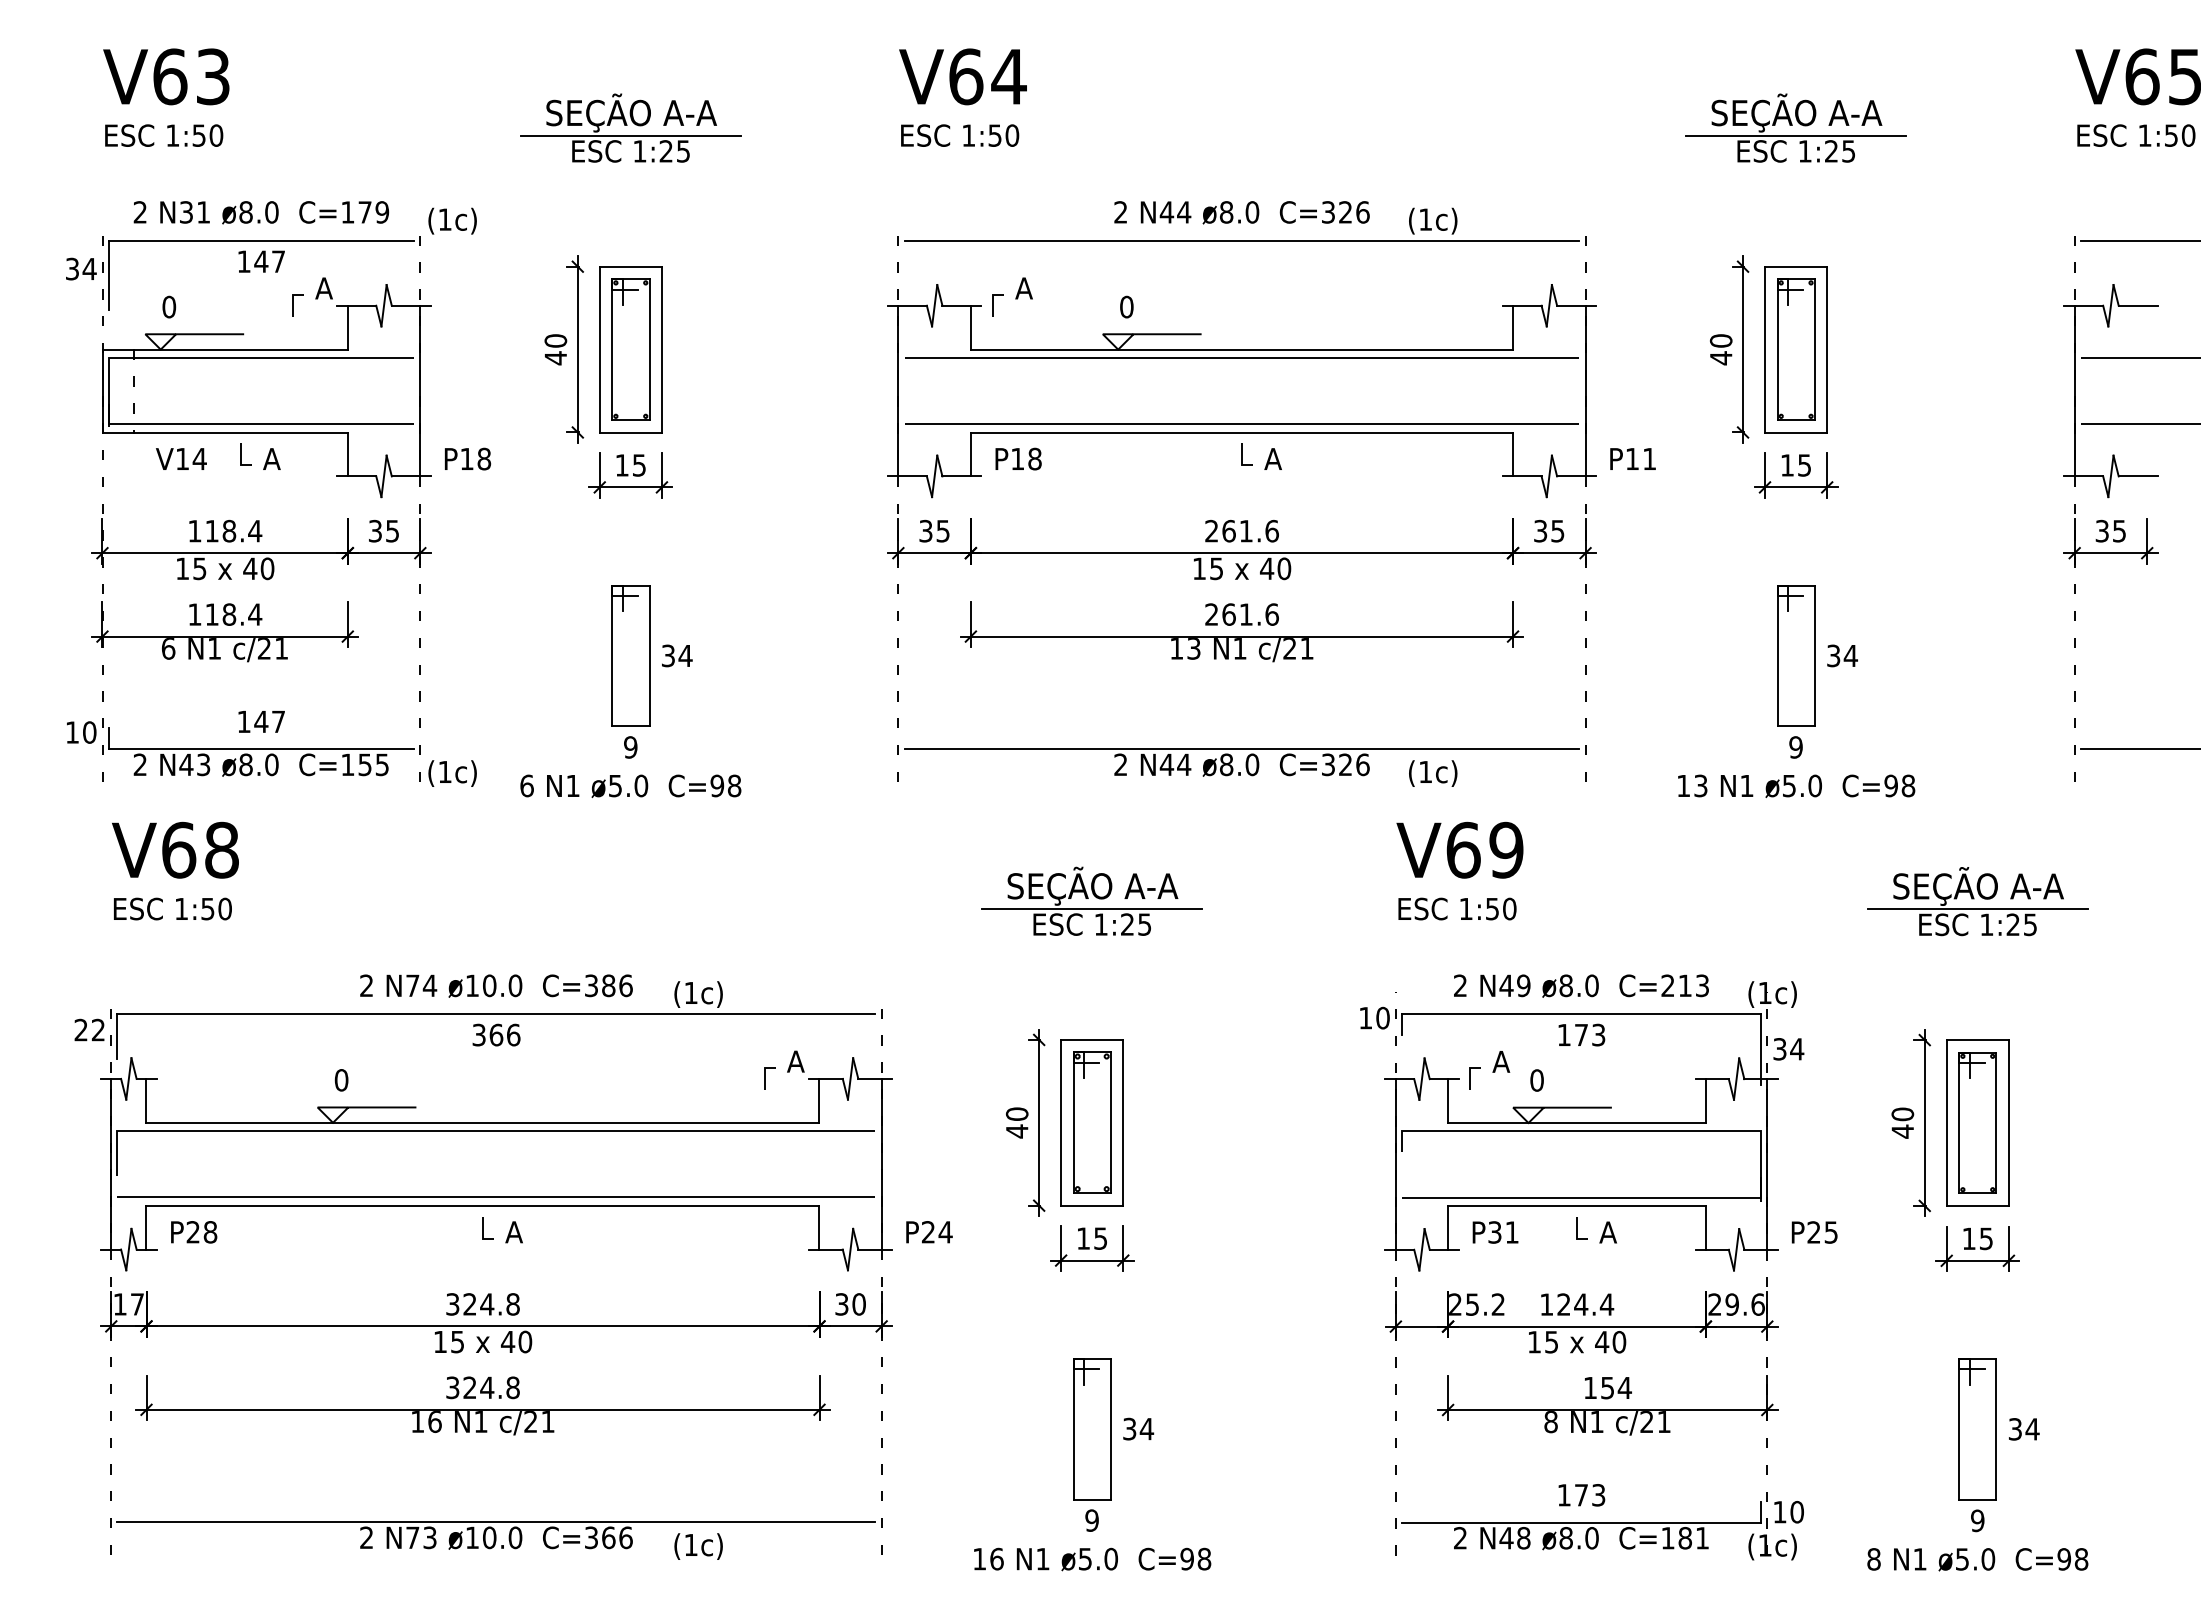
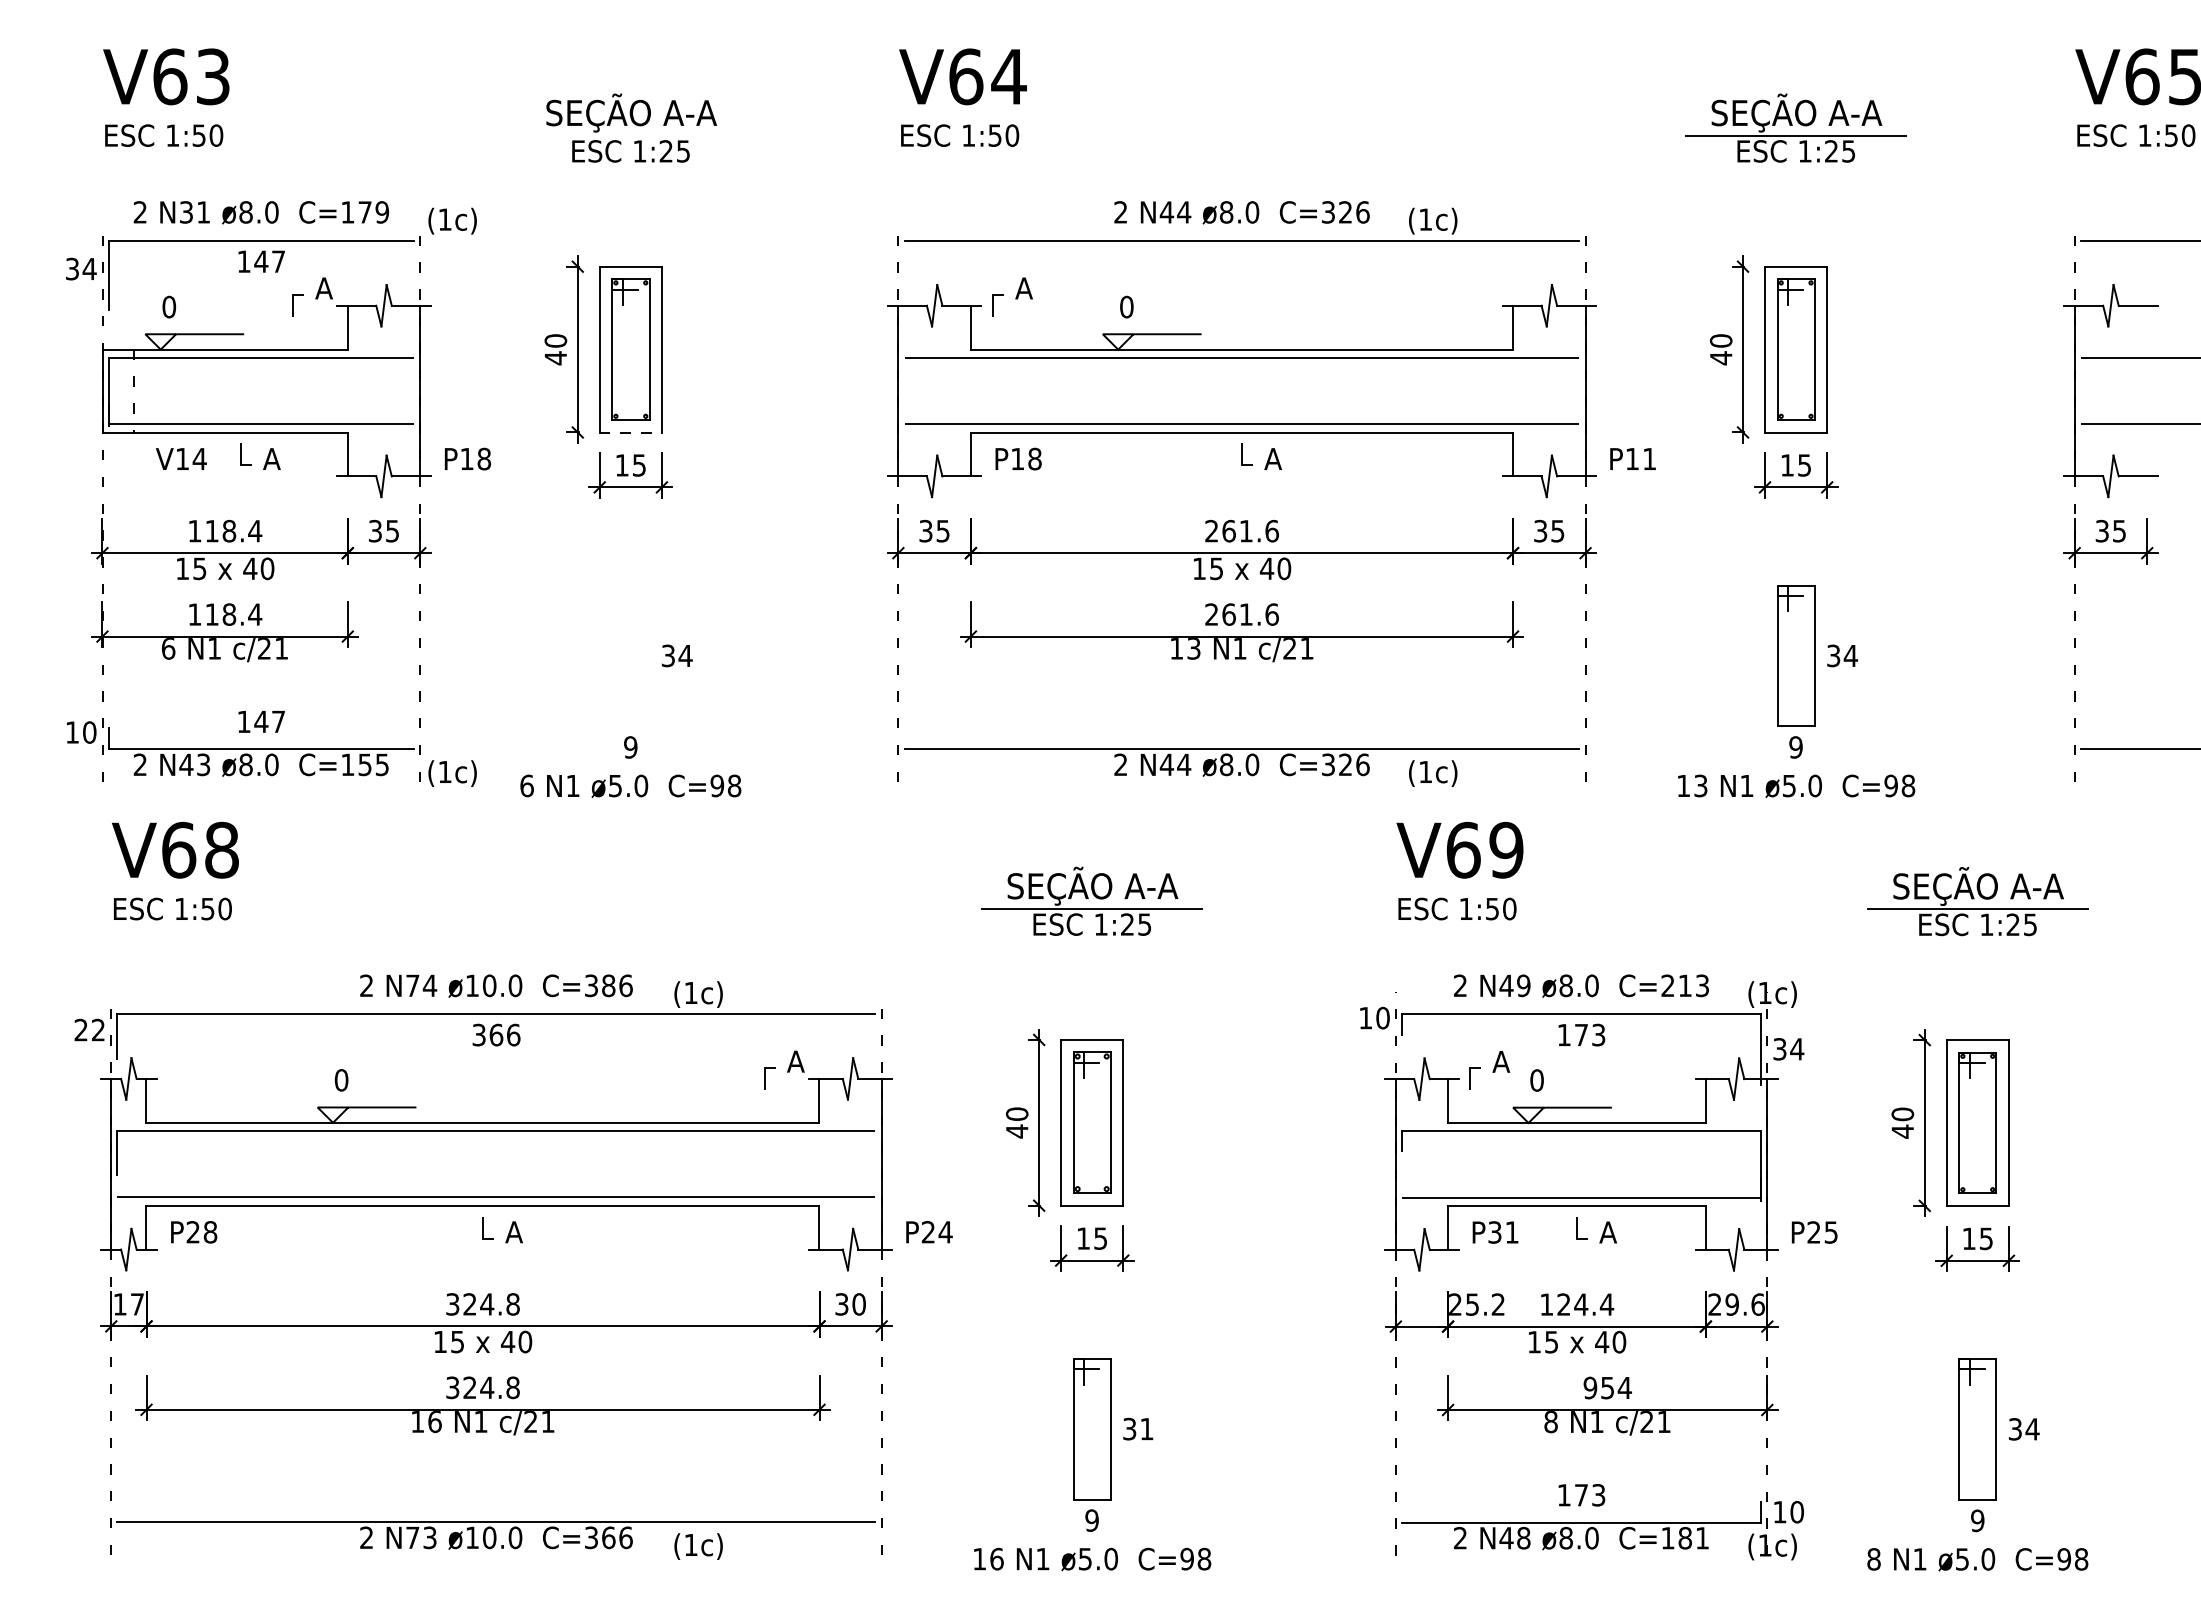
line: present -> none (630, 135)
line: solid -> dashed (631, 432)
part: present -> none (630, 655)
text: 154 -> 954 (1590, 1387)
text: 34 -> 31 (1146, 1429)
